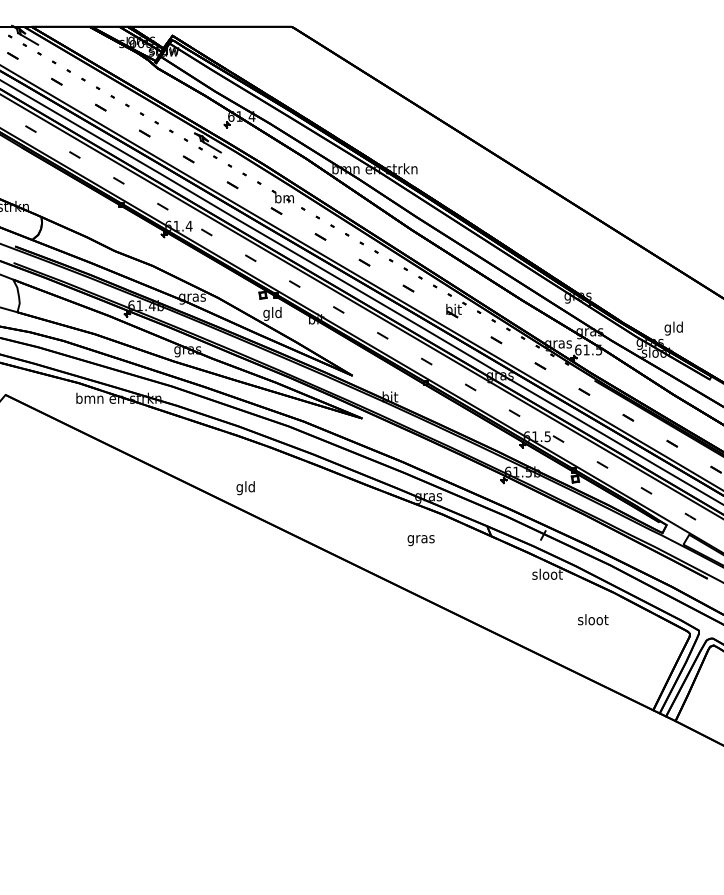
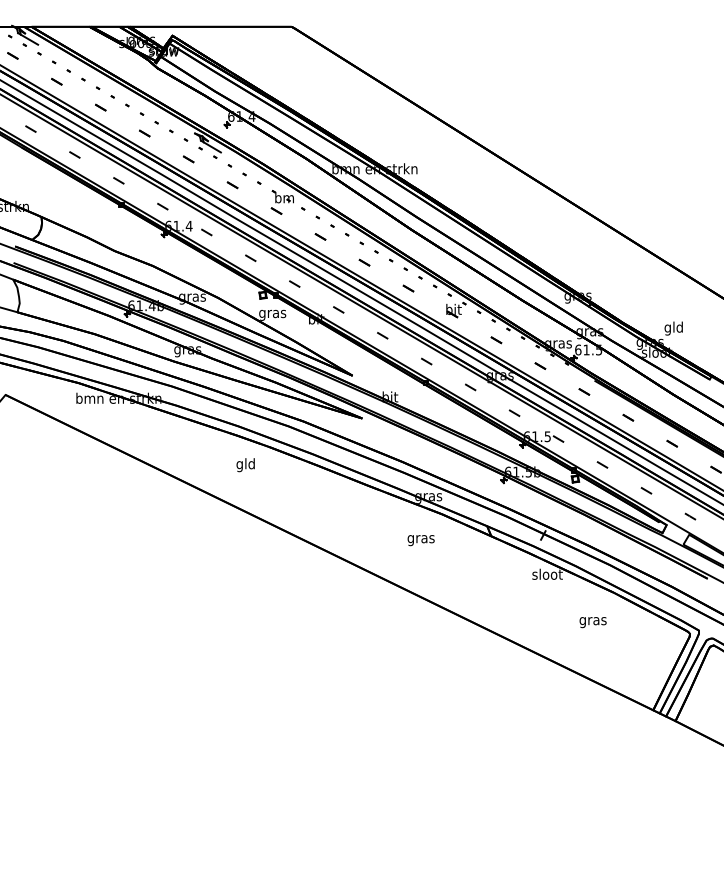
text: gld -> gras (272, 313)
text position: (245, 488) -> (245, 465) (245, 465)
text: sloot -> gras (593, 621)
